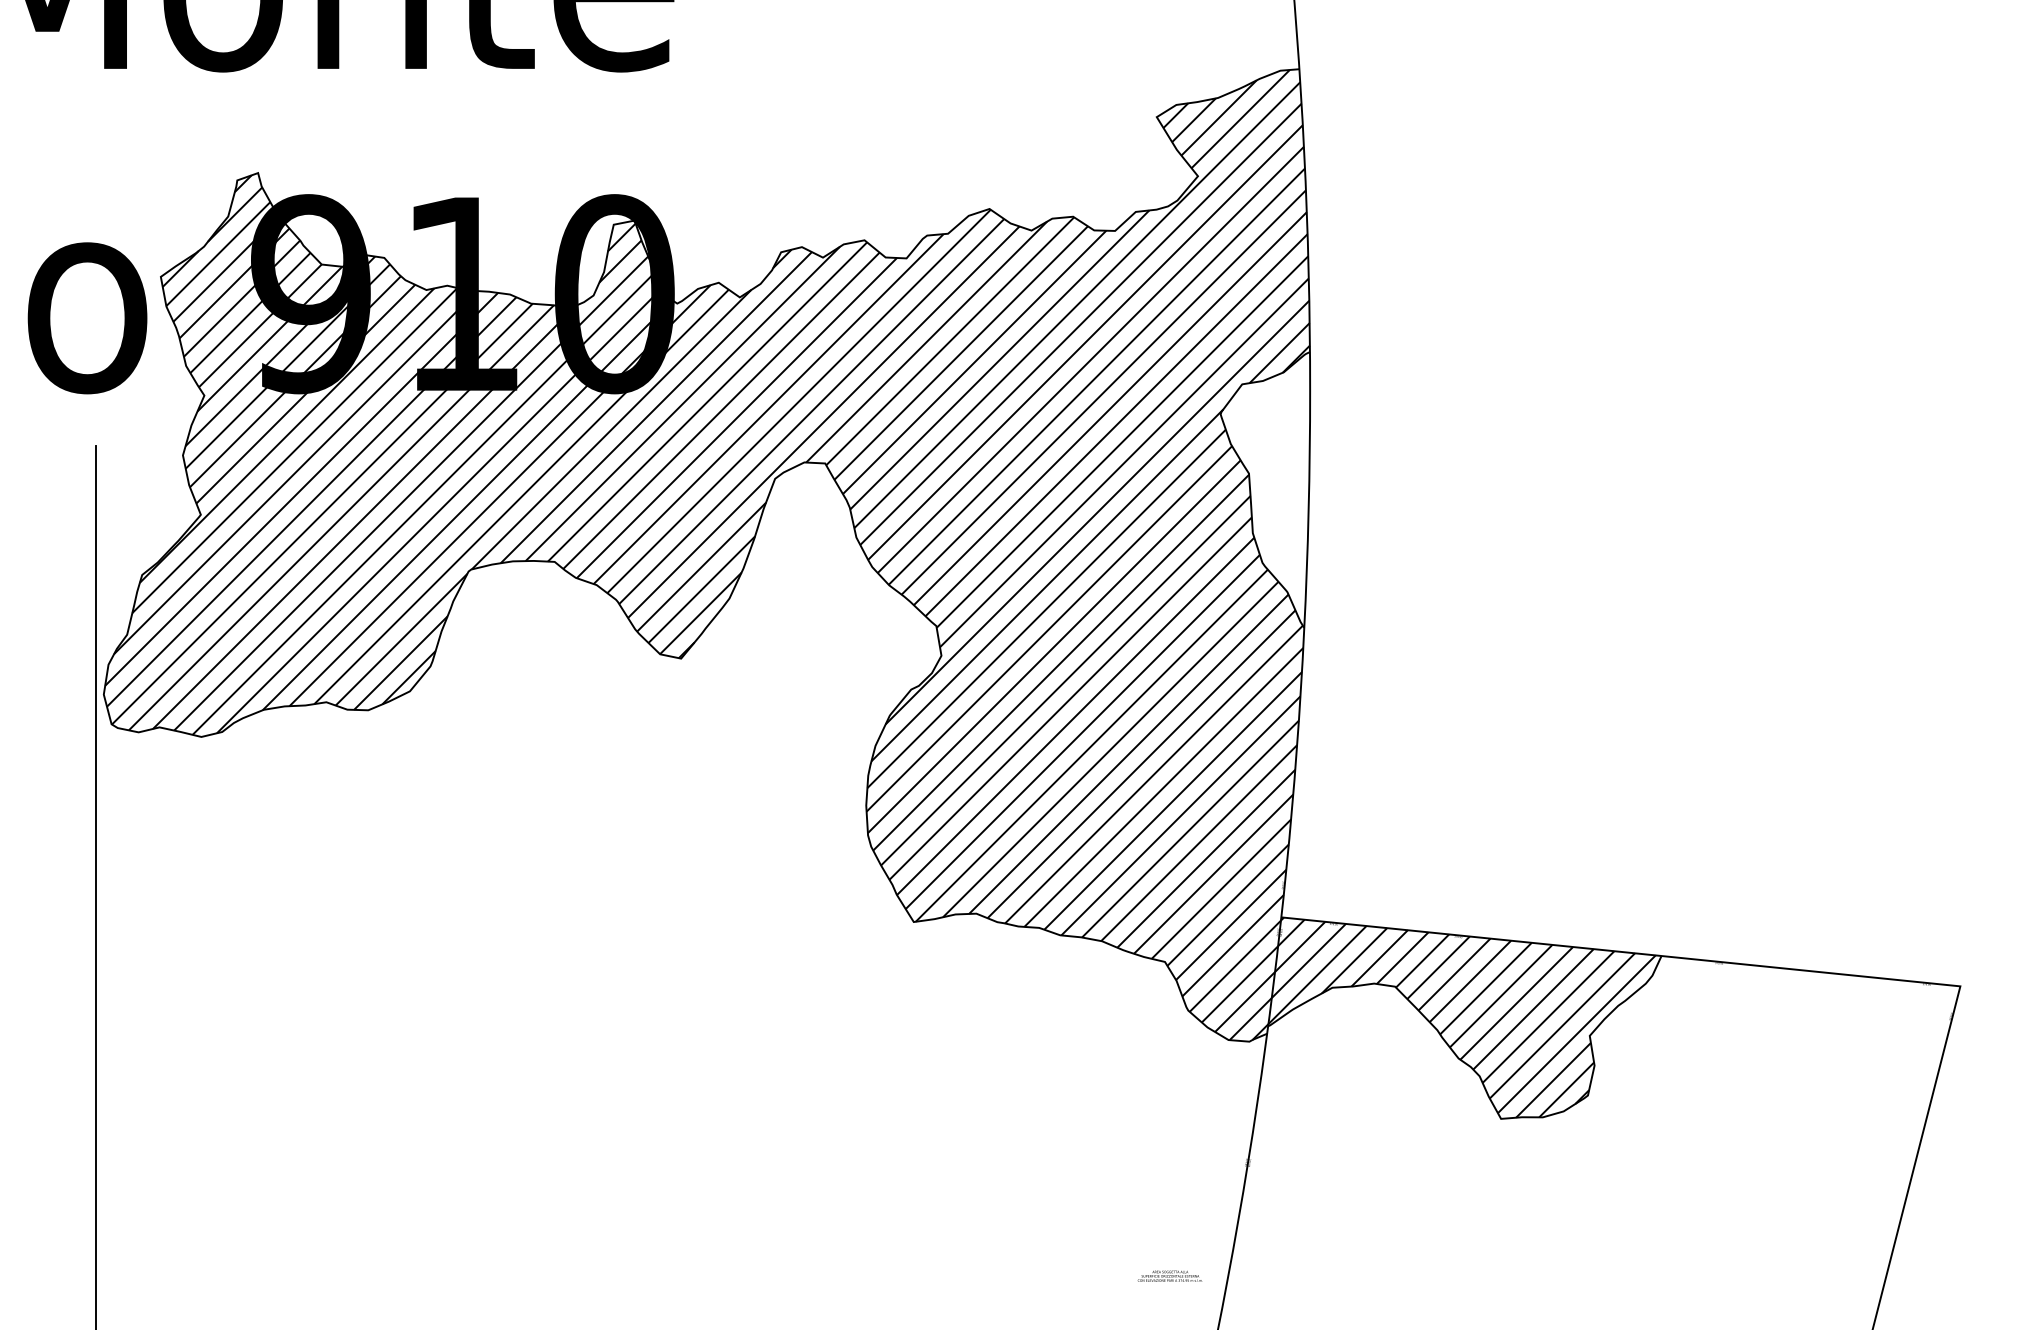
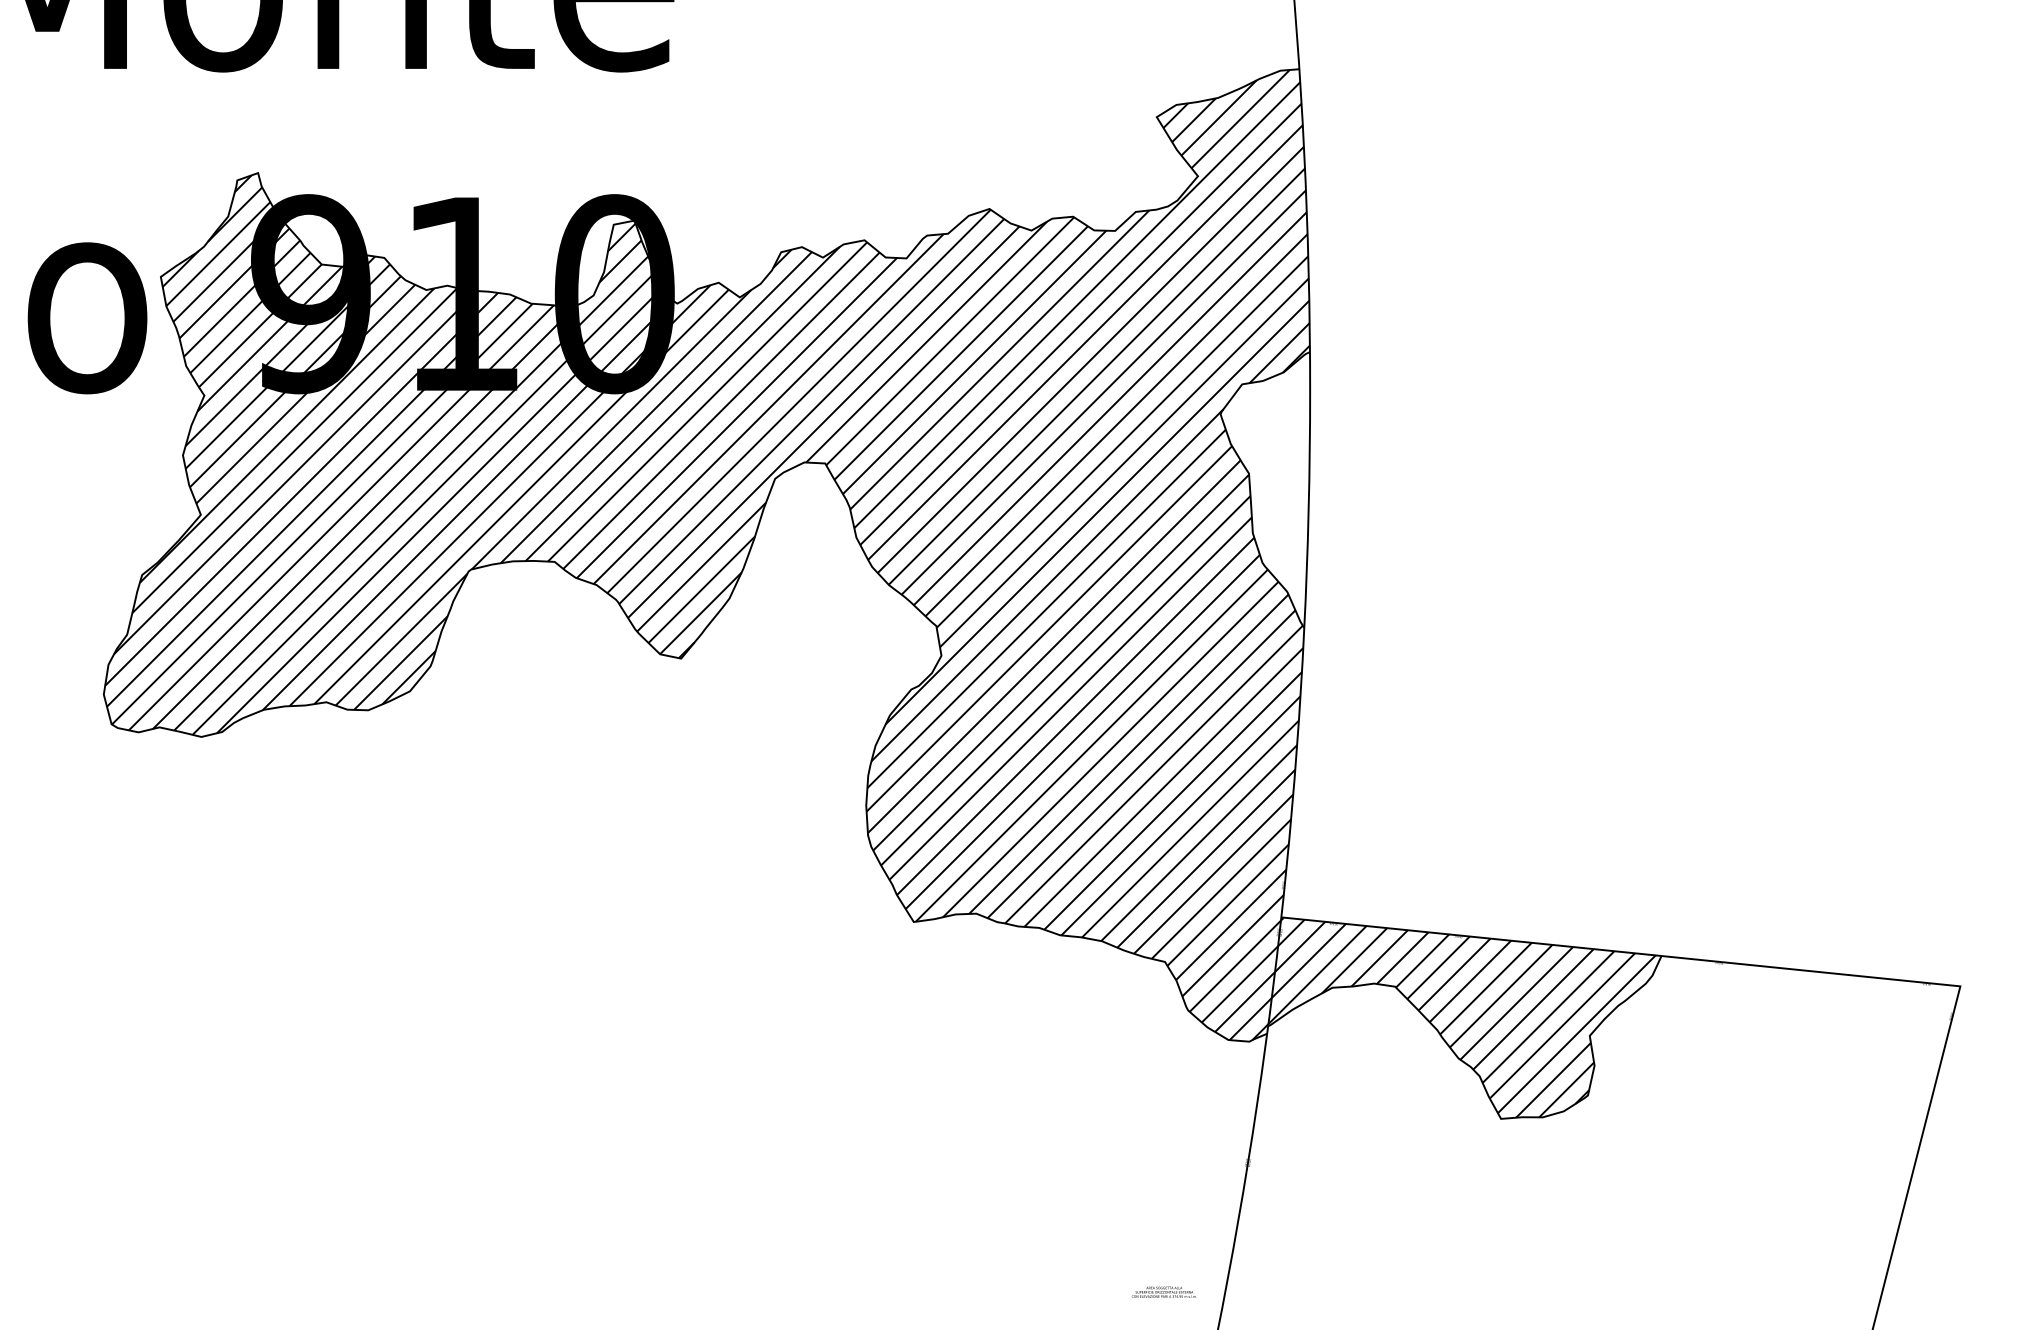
line: present -> none (96, 885)
text position: (1169, 1275) -> (1163, 1291) (1163, 1291)
